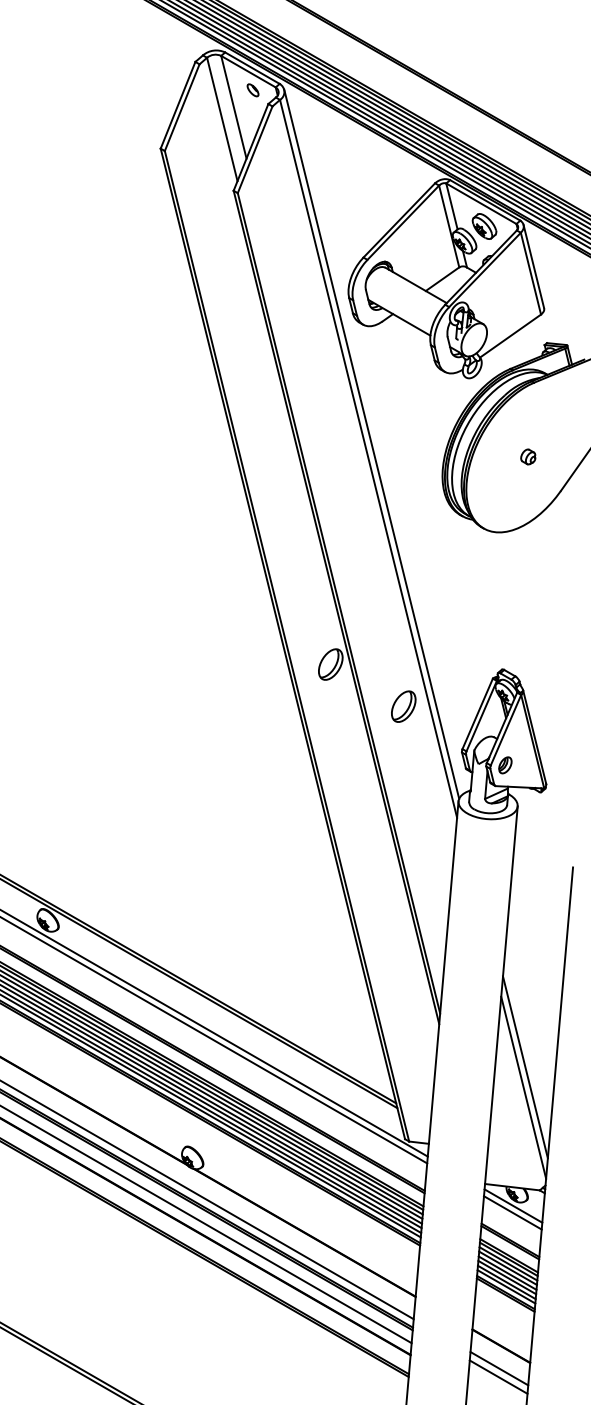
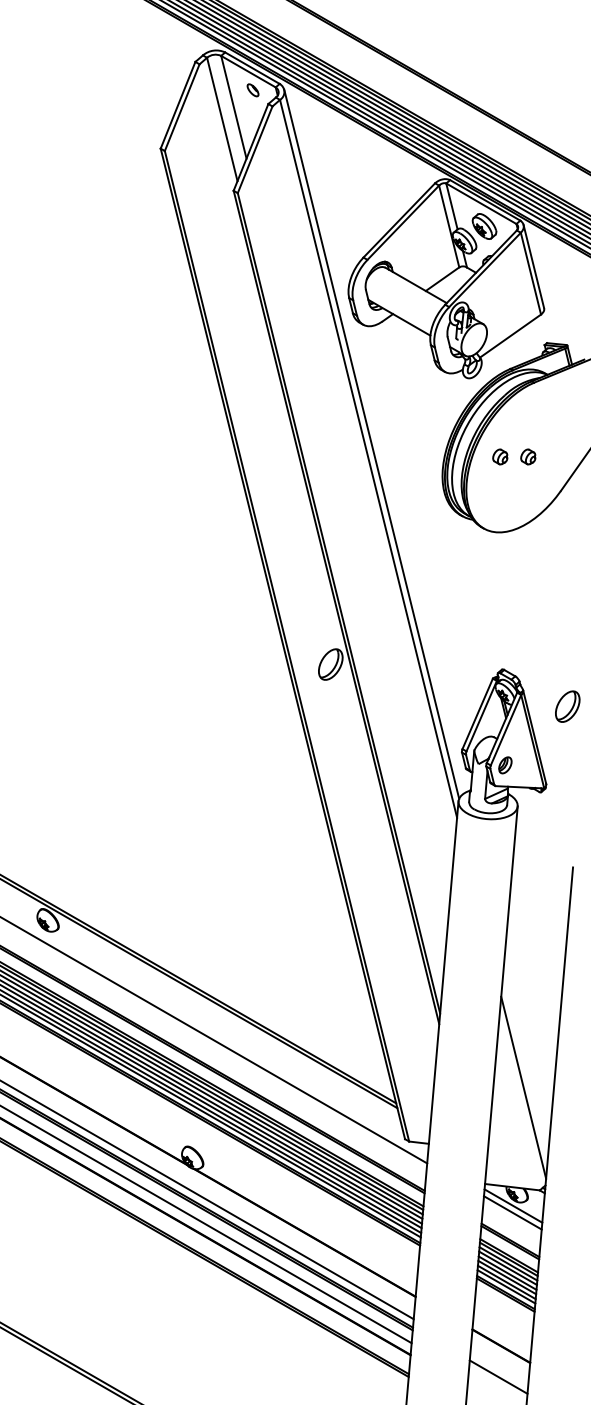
part: none -> present (500, 456)
part position: (403, 706) -> (567, 706) (567, 706)
line: present -> none (214, 1033)
line: present -> none (525, 1067)
line: present -> none (499, 1368)
